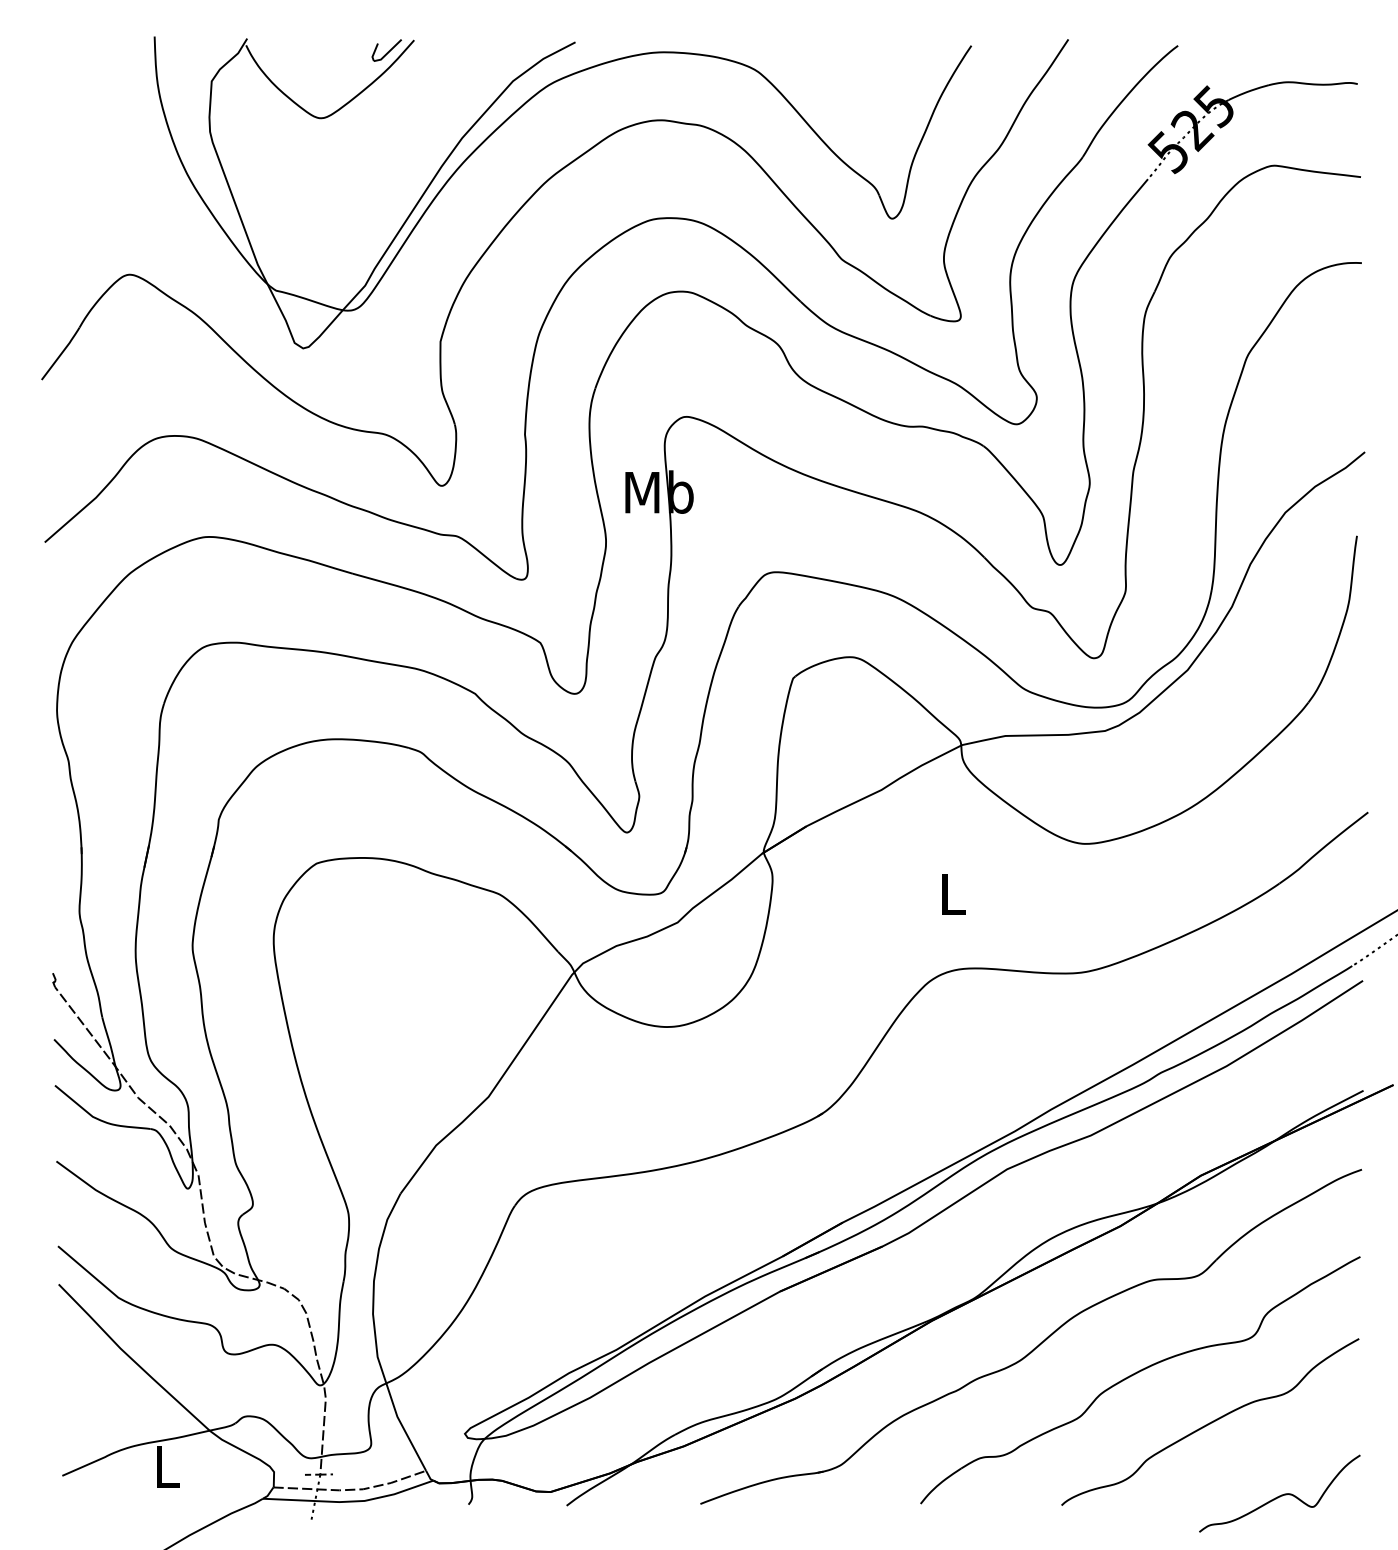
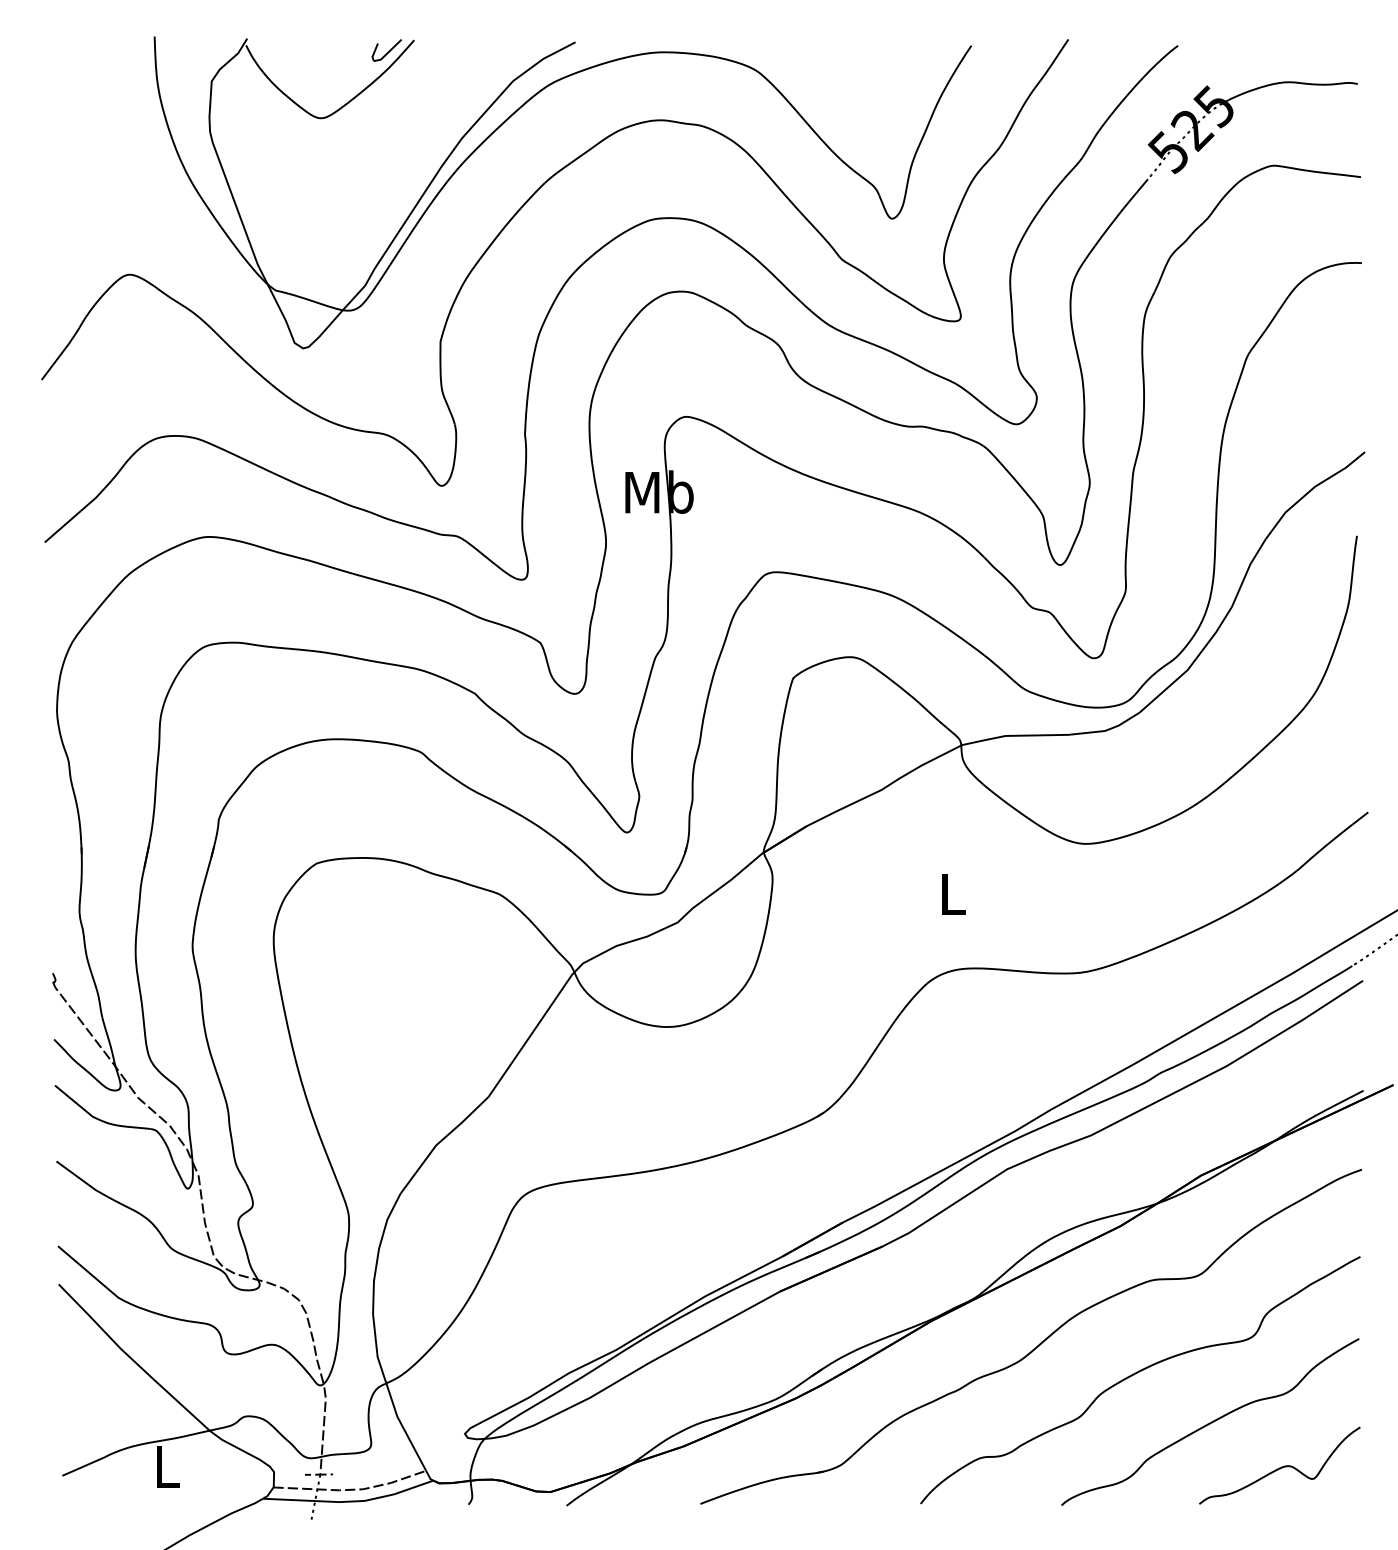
curve position: (1279, 1495) -> (1279, 1467) (1279, 1467)
